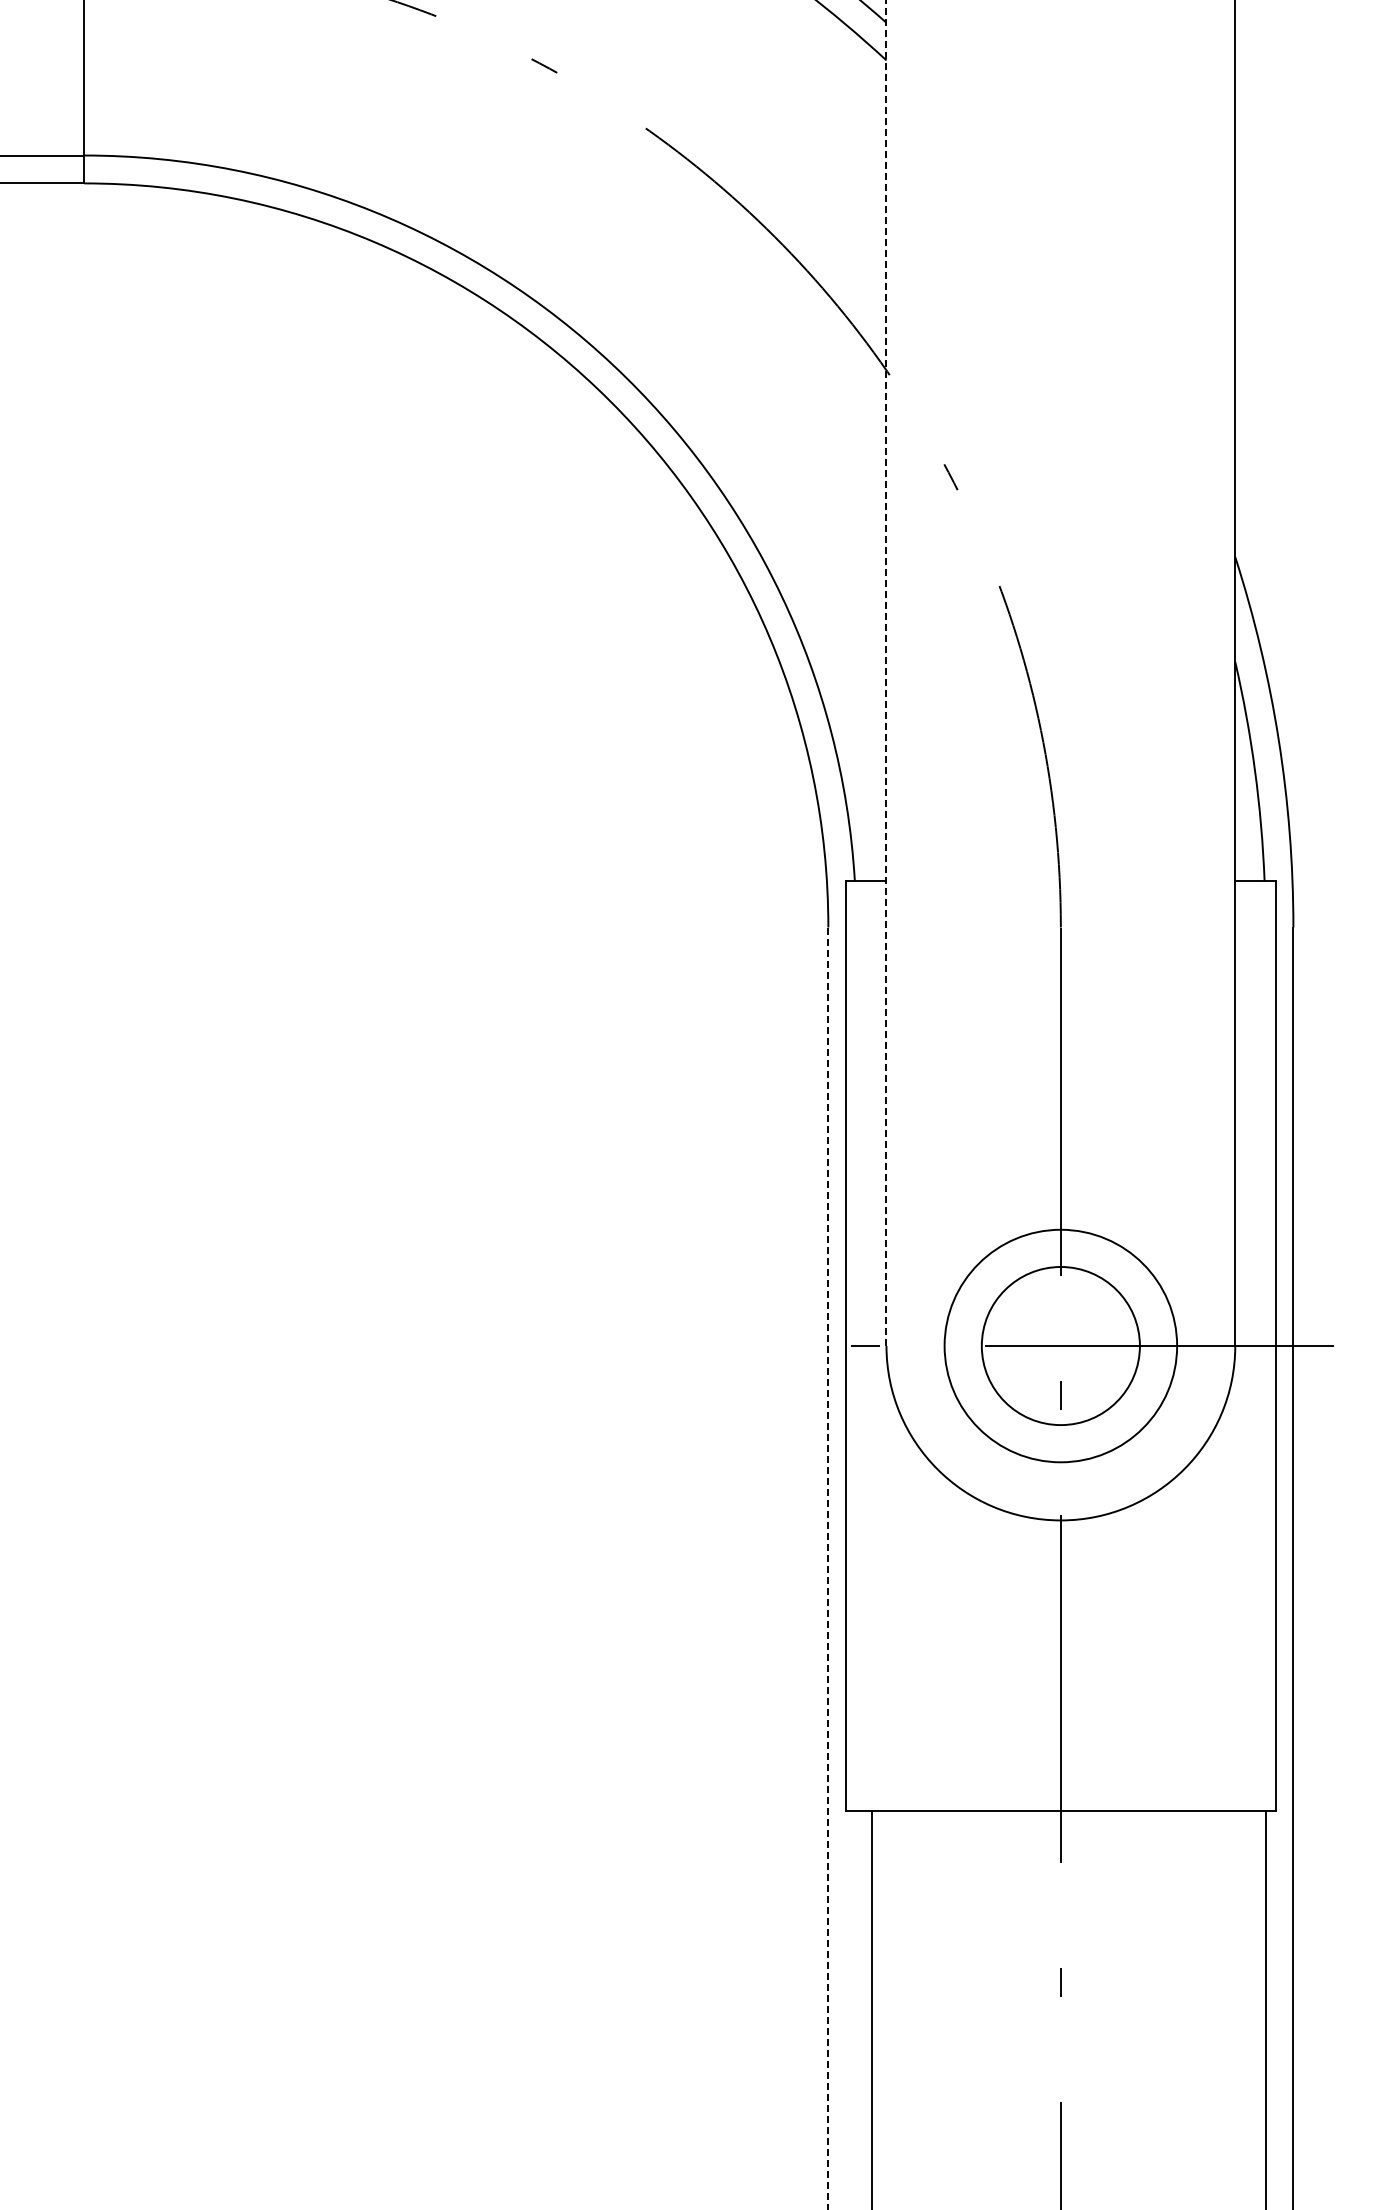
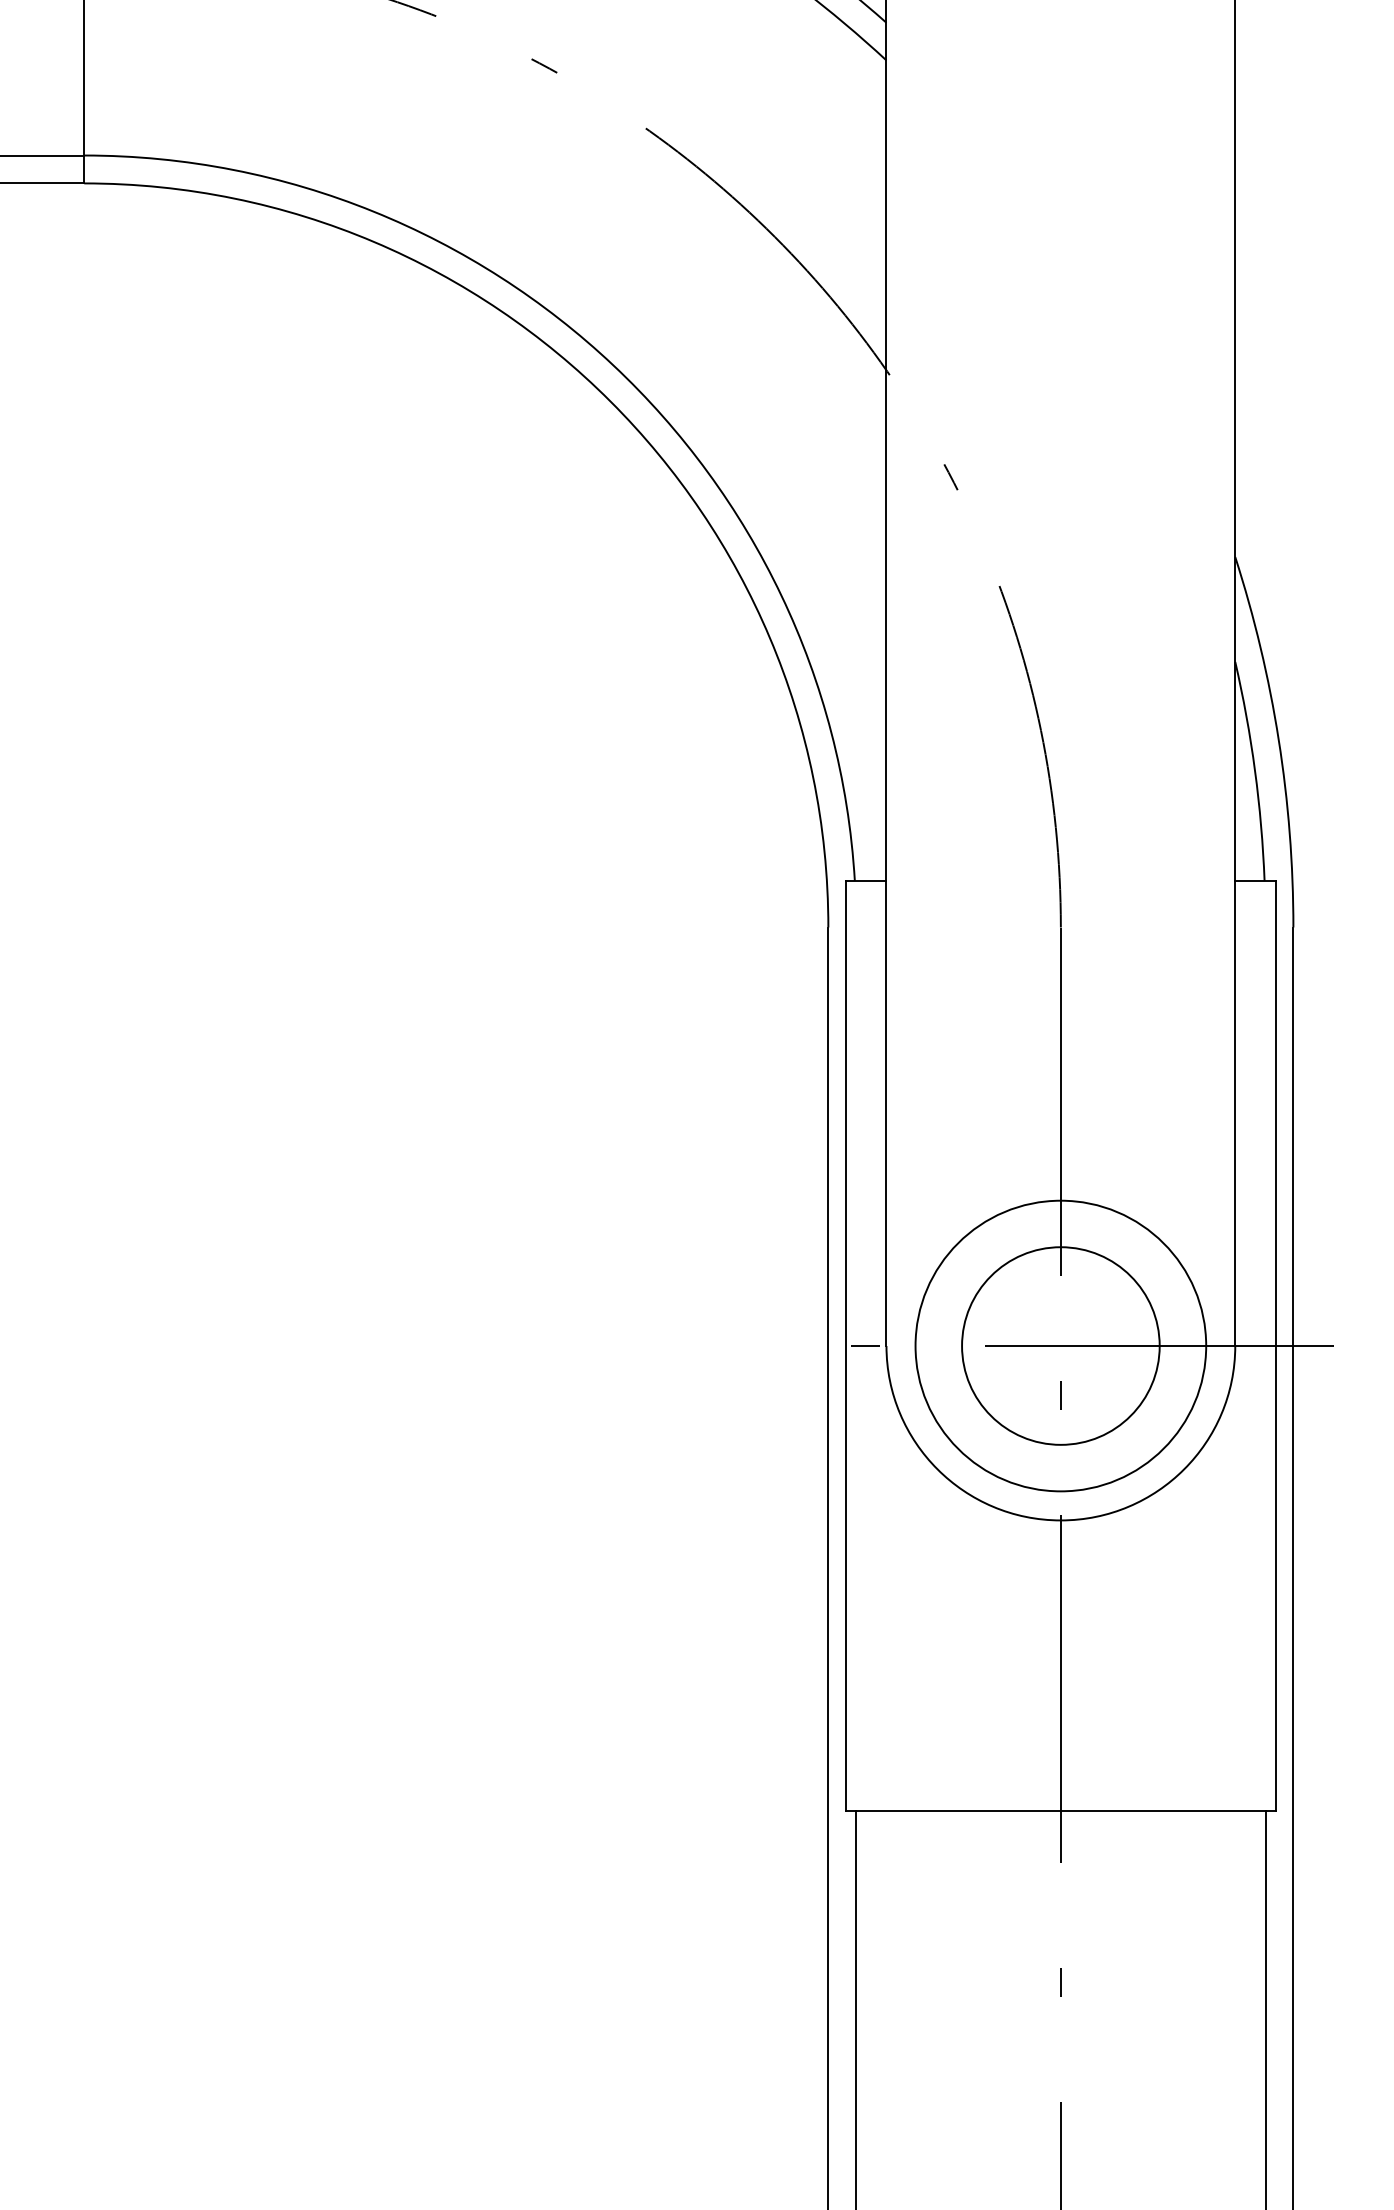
line: dashed -> solid (886, 673)
circle diameter: 158 px -> 198 px (1060, 1345)
circle diameter: 233 px -> 291 px (1060, 1345)
line: dashed -> solid (828, 1568)
line position: (872, 2008) -> (856, 2008) (856, 2008)
